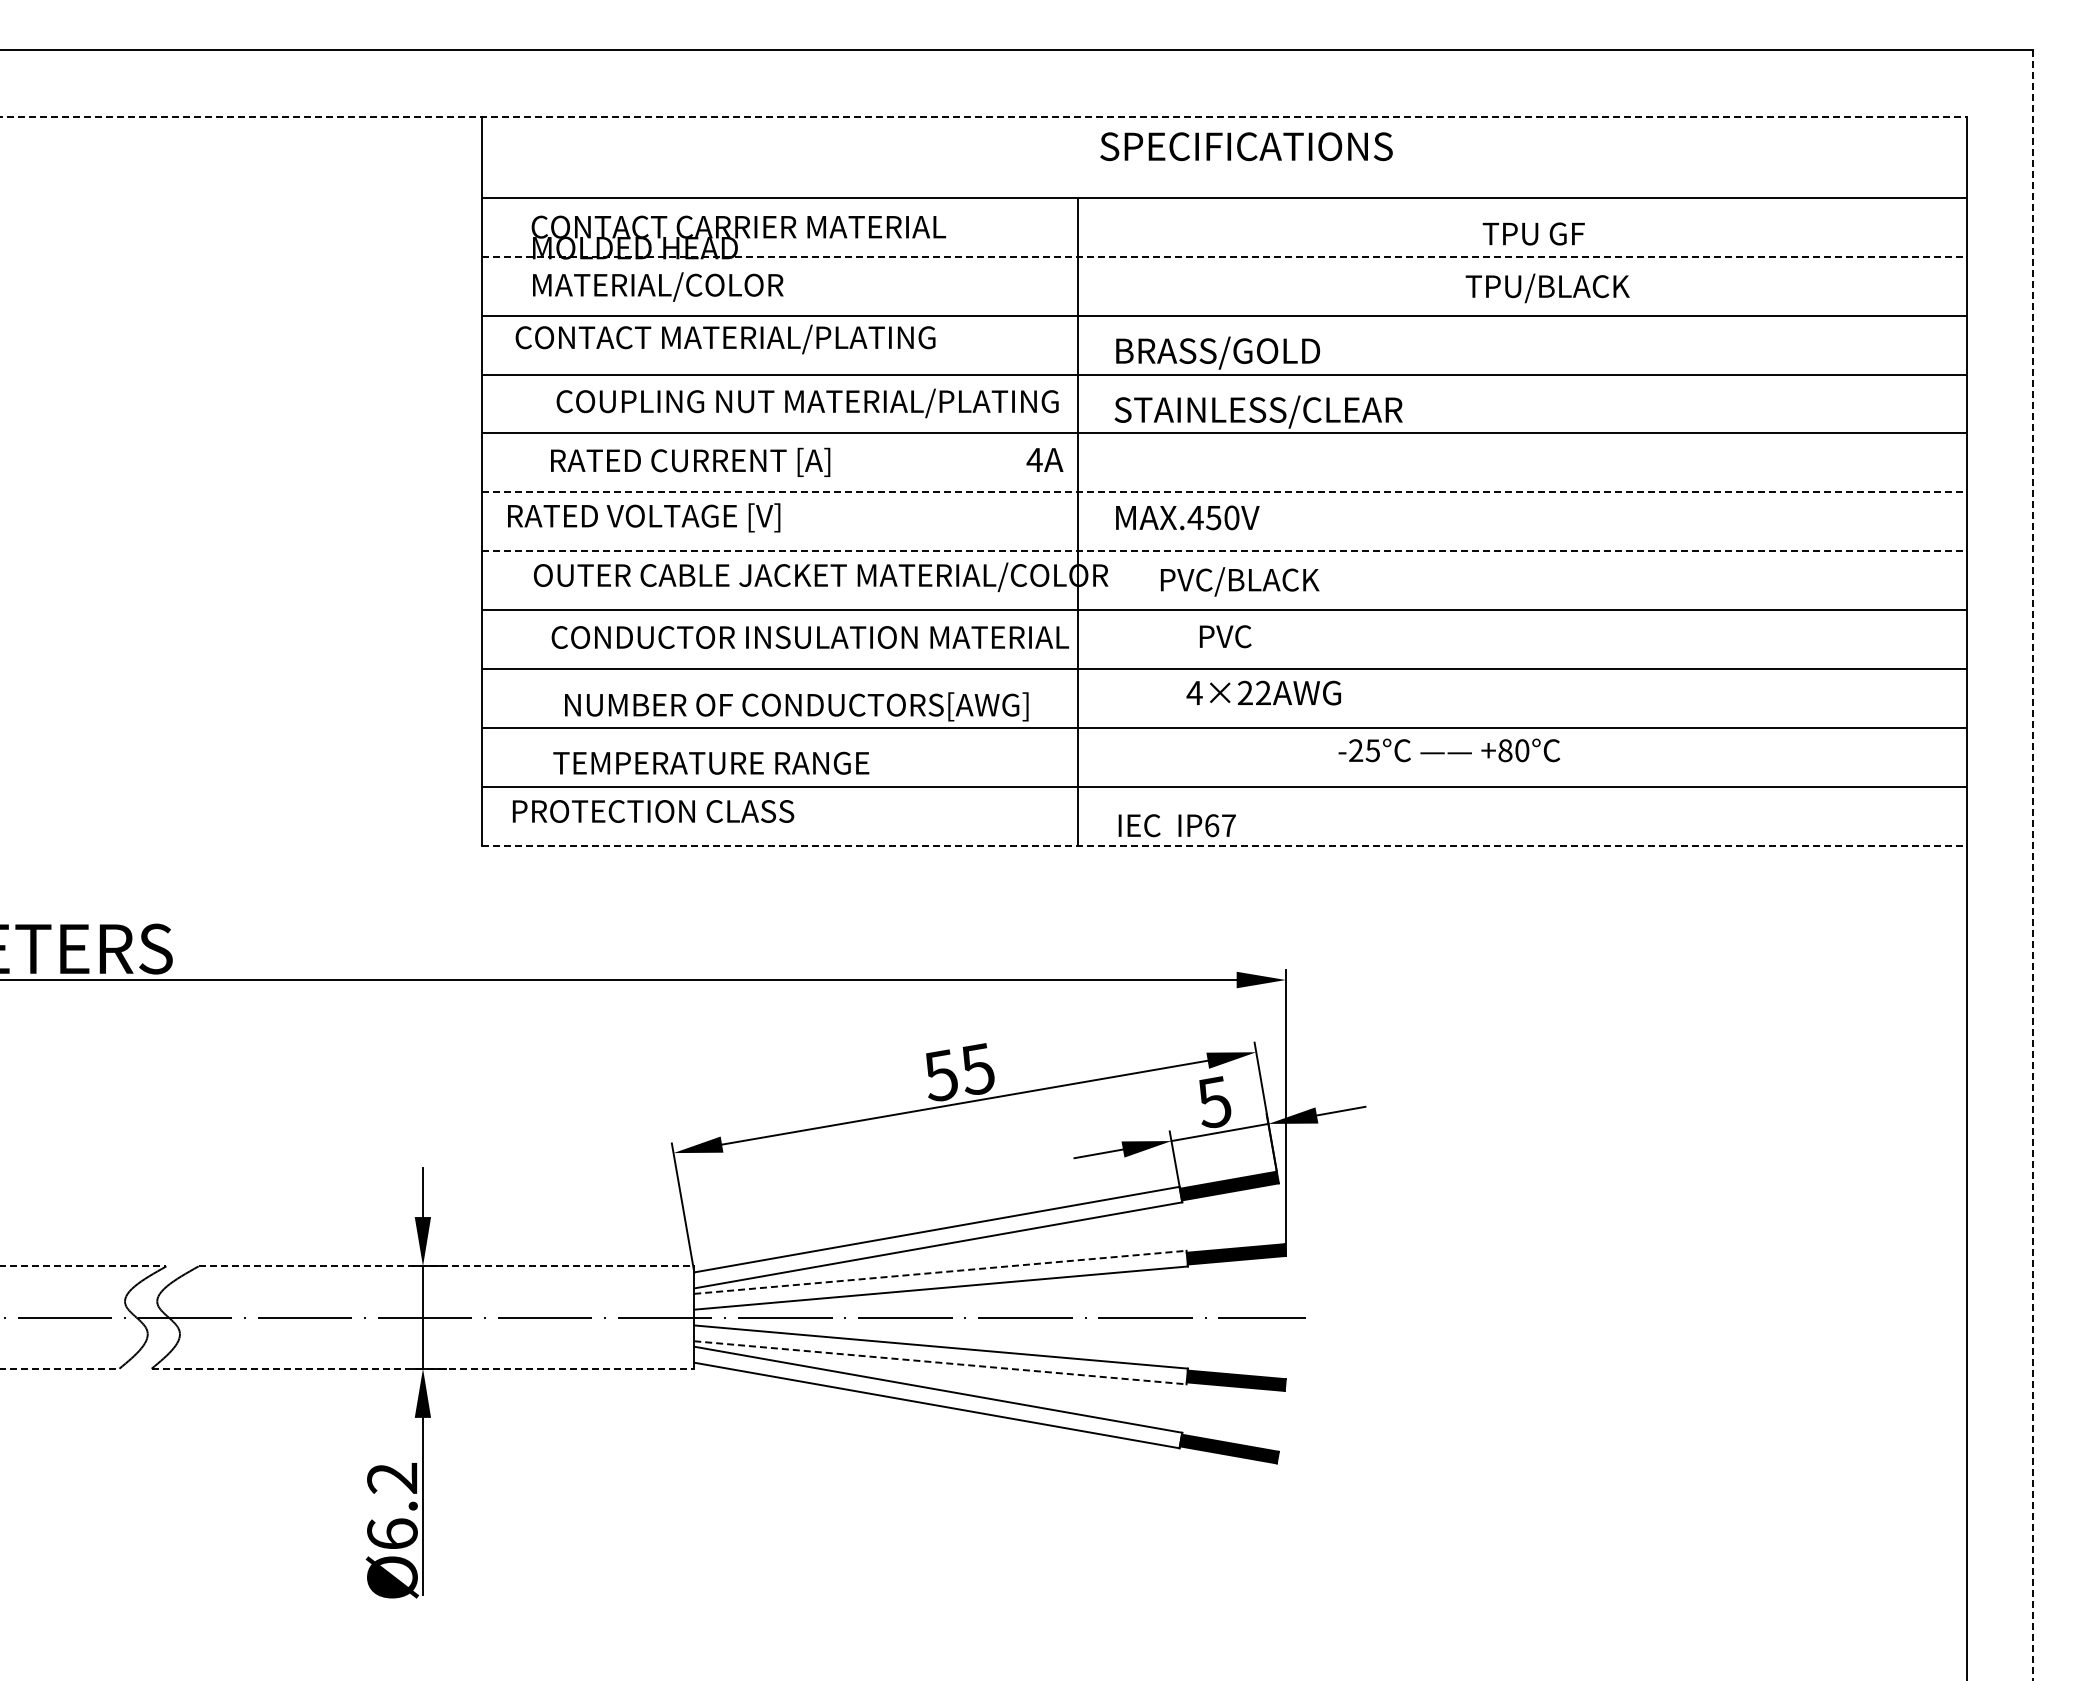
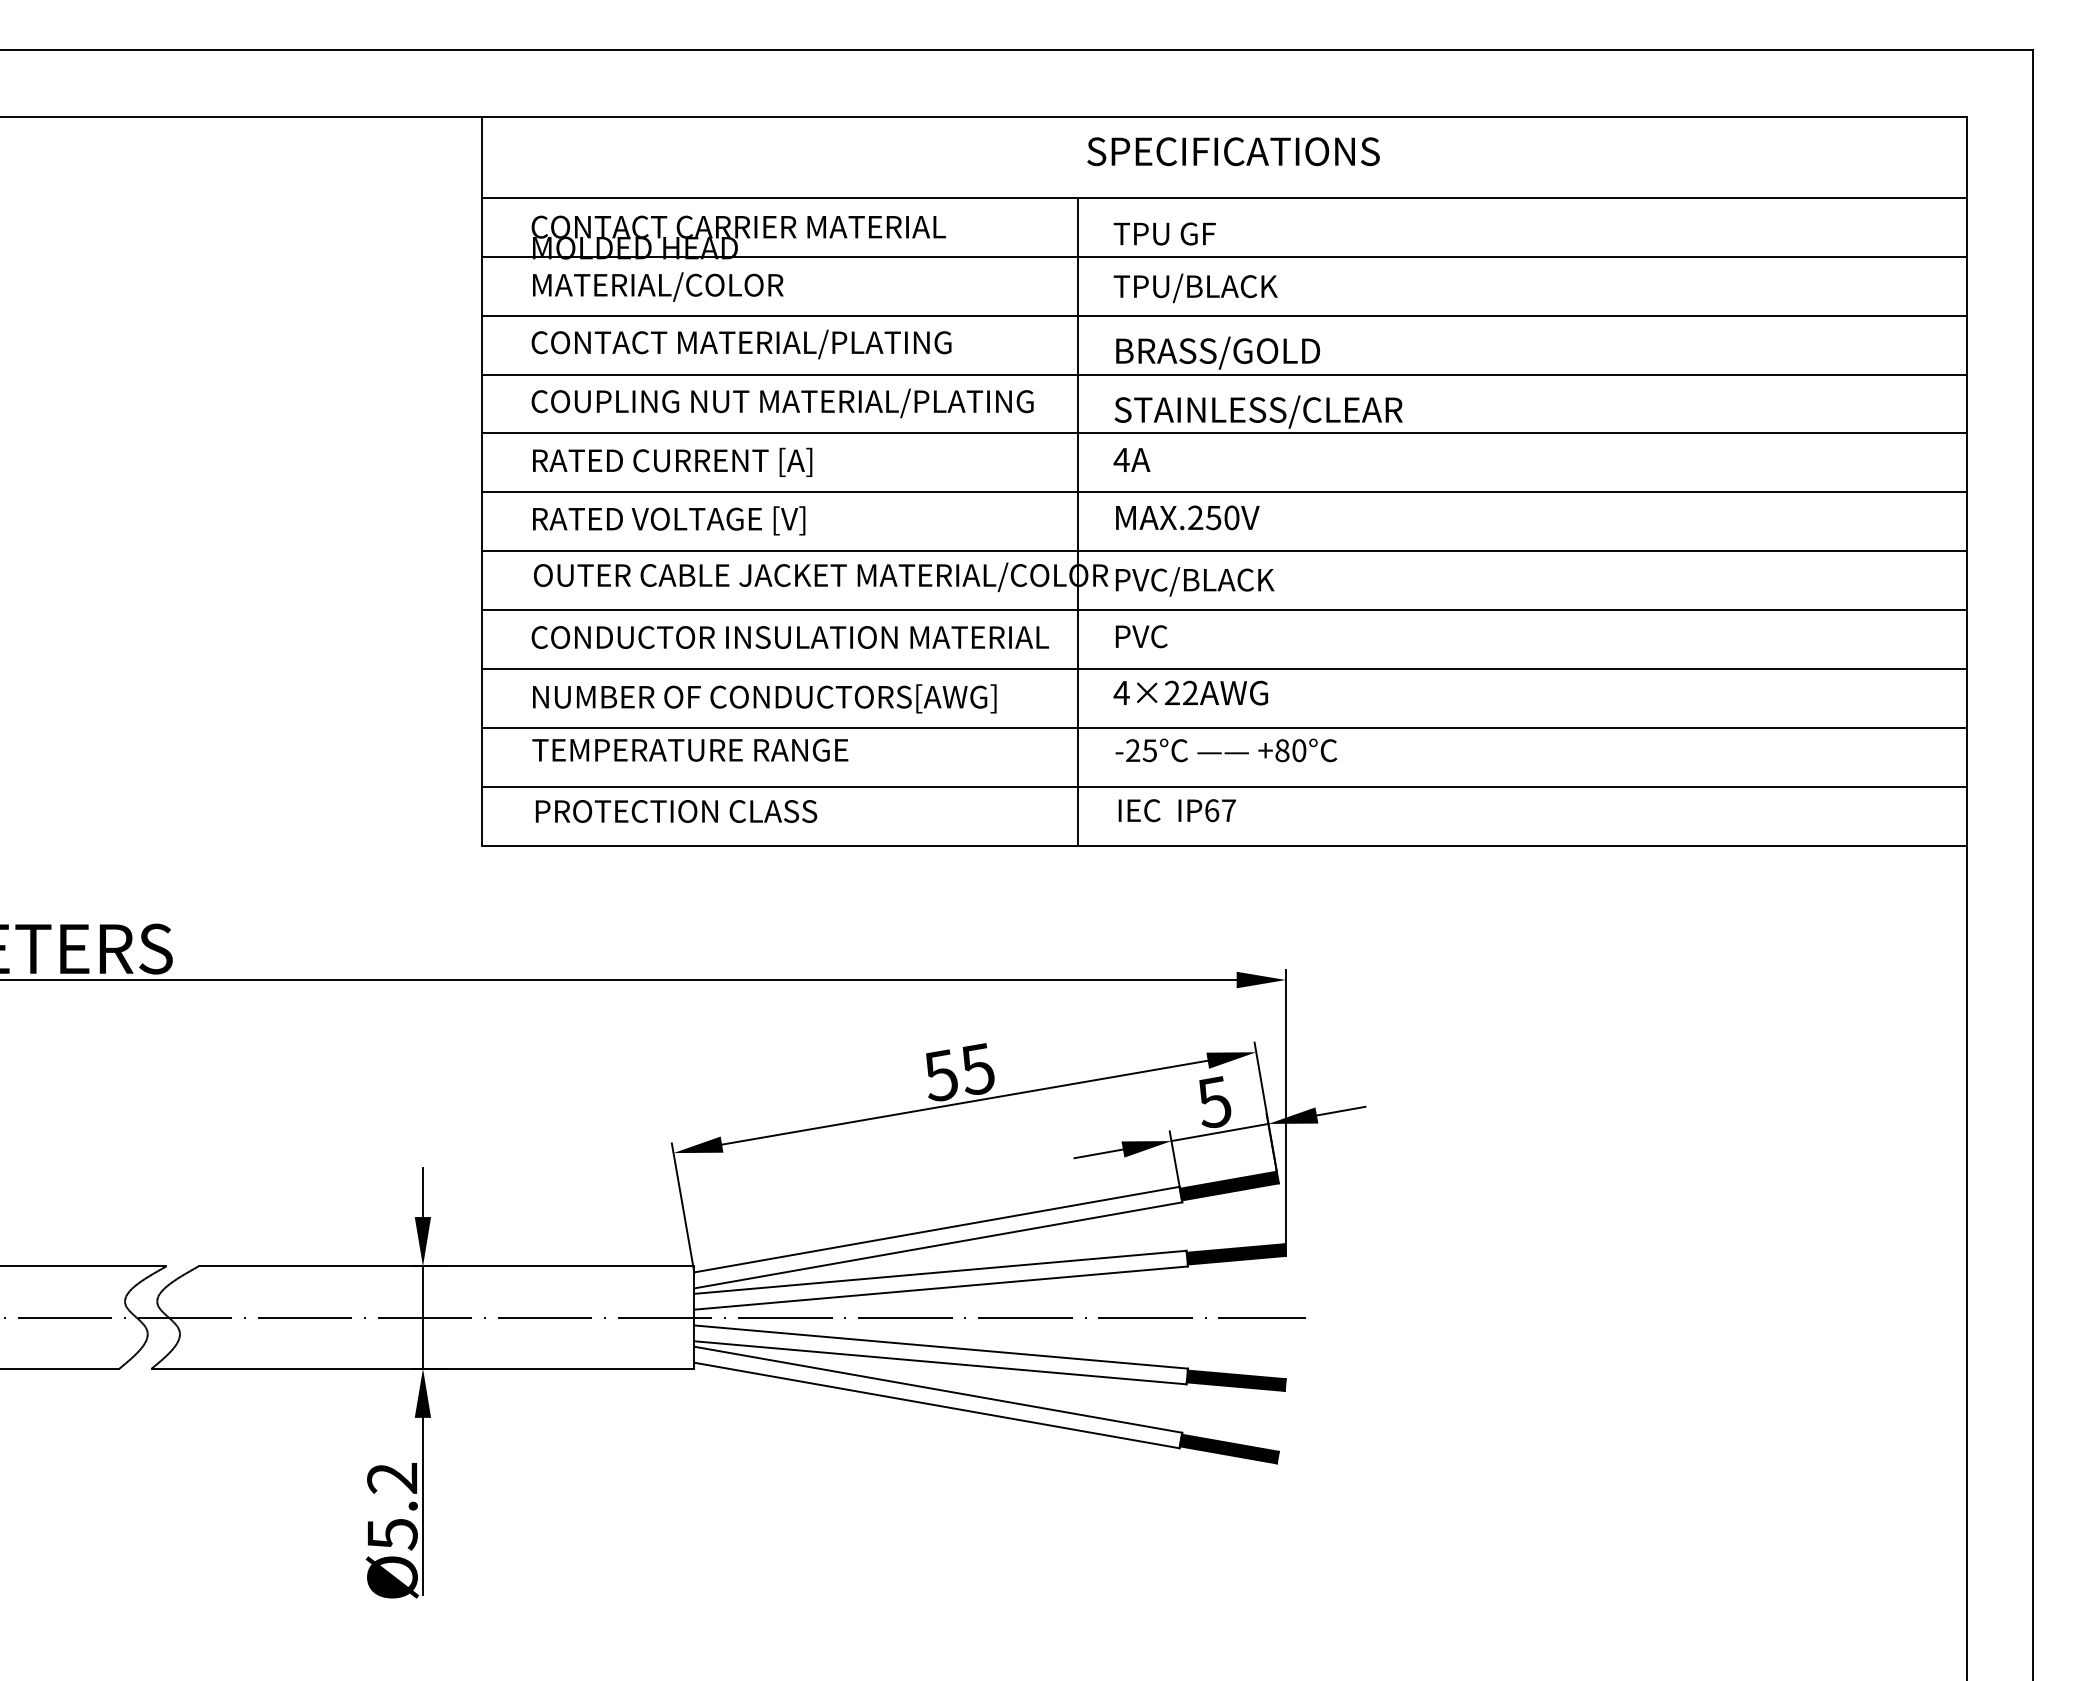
line: dashed -> solid (983, 116)
text position: (1246, 146) -> (1233, 151) (1233, 151)
text position: (1533, 233) -> (1164, 233) (1164, 233)
line: dashed -> solid (1224, 256)
text position: (1547, 288) -> (1195, 288) (1195, 288)
text position: (725, 339) -> (741, 344) (741, 344)
text position: (807, 403) -> (782, 403) (782, 403)
text position: (1044, 459) -> (1131, 459) (1131, 459)
text position: (690, 461) -> (672, 461) (672, 461)
line: dashed -> solid (1224, 492)
text position: (644, 517) -> (669, 520) (669, 520)
text: MAX.450V -> MAX.250V (1195, 517)
line: dashed -> solid (1224, 551)
text position: (1240, 581) -> (1195, 581) (1195, 581)
text position: (1225, 636) -> (1141, 636) (1141, 636)
text position: (809, 637) -> (789, 637) (789, 637)
text position: (1263, 692) -> (1190, 692) (1190, 692)
text position: (796, 706) -> (764, 698) (764, 698)
text position: (1448, 750) -> (1225, 750) (1225, 750)
text position: (711, 762) -> (690, 749) (690, 749)
text position: (653, 811) -> (676, 811) (676, 811)
text position: (1176, 825) -> (1176, 810) (1176, 810)
line: dashed -> solid (1224, 845)
line: dashed -> solid (2033, 866)
line: dashed -> solid (83, 1266)
line: dashed -> solid (446, 1266)
line: dashed -> solid (940, 1272)
line: dashed -> solid (940, 1362)
line: dashed -> solid (60, 1368)
line: dashed -> solid (423, 1368)
text: Ø6.2 -> Ø5.2 (392, 1534)
